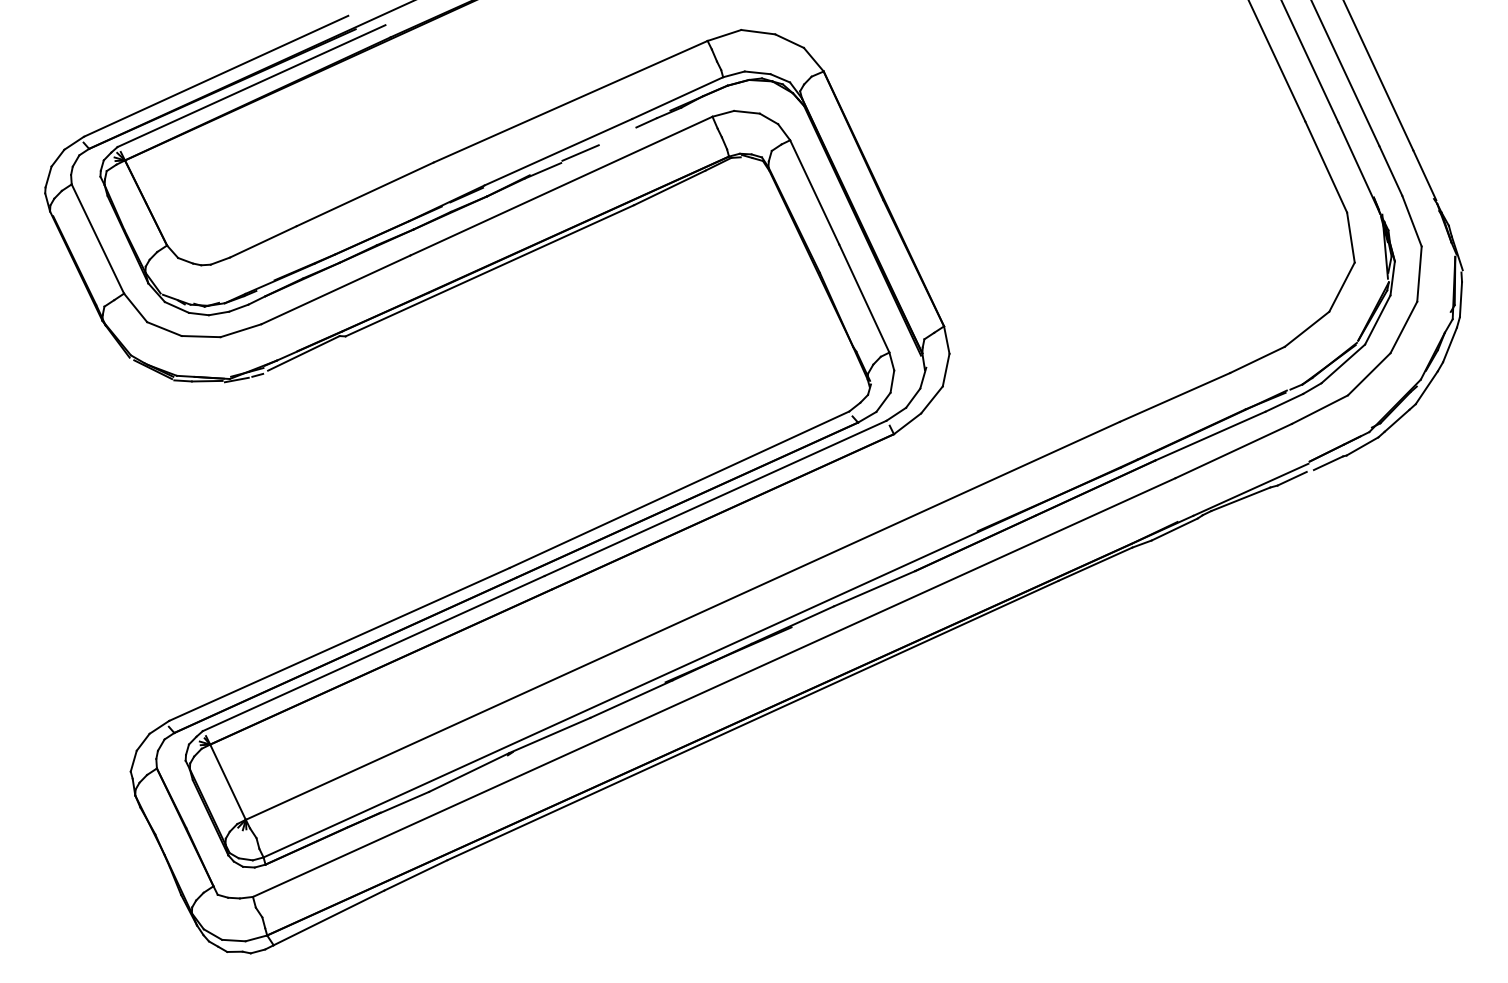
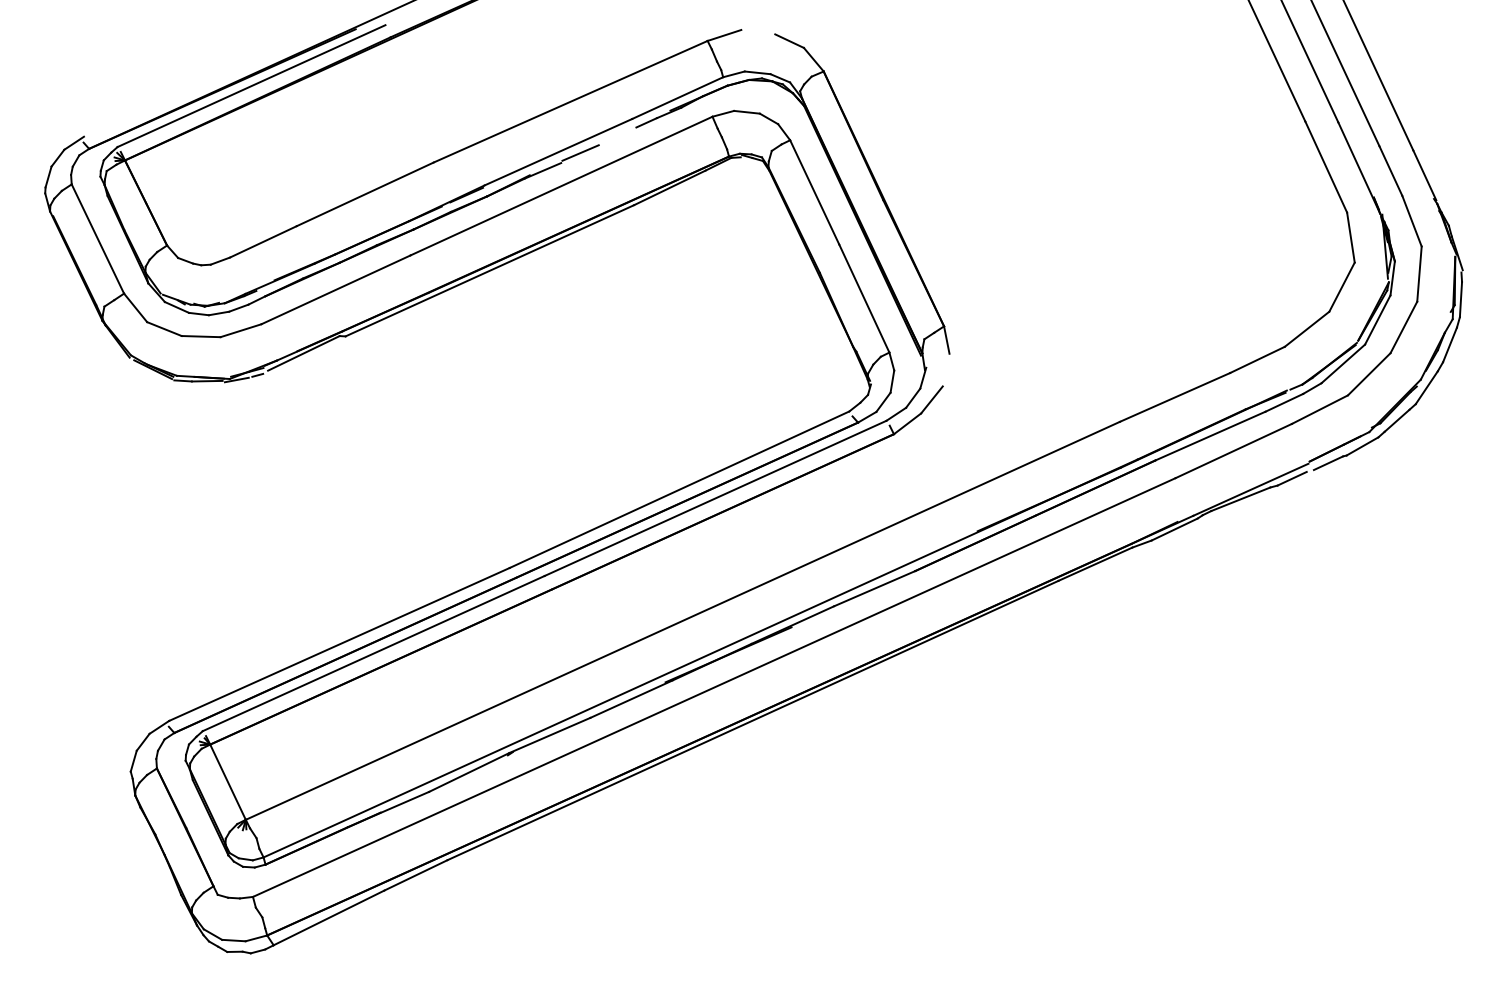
line: present -> none (758, 32)
line: present -> none (216, 75)
line: present -> none (945, 369)
